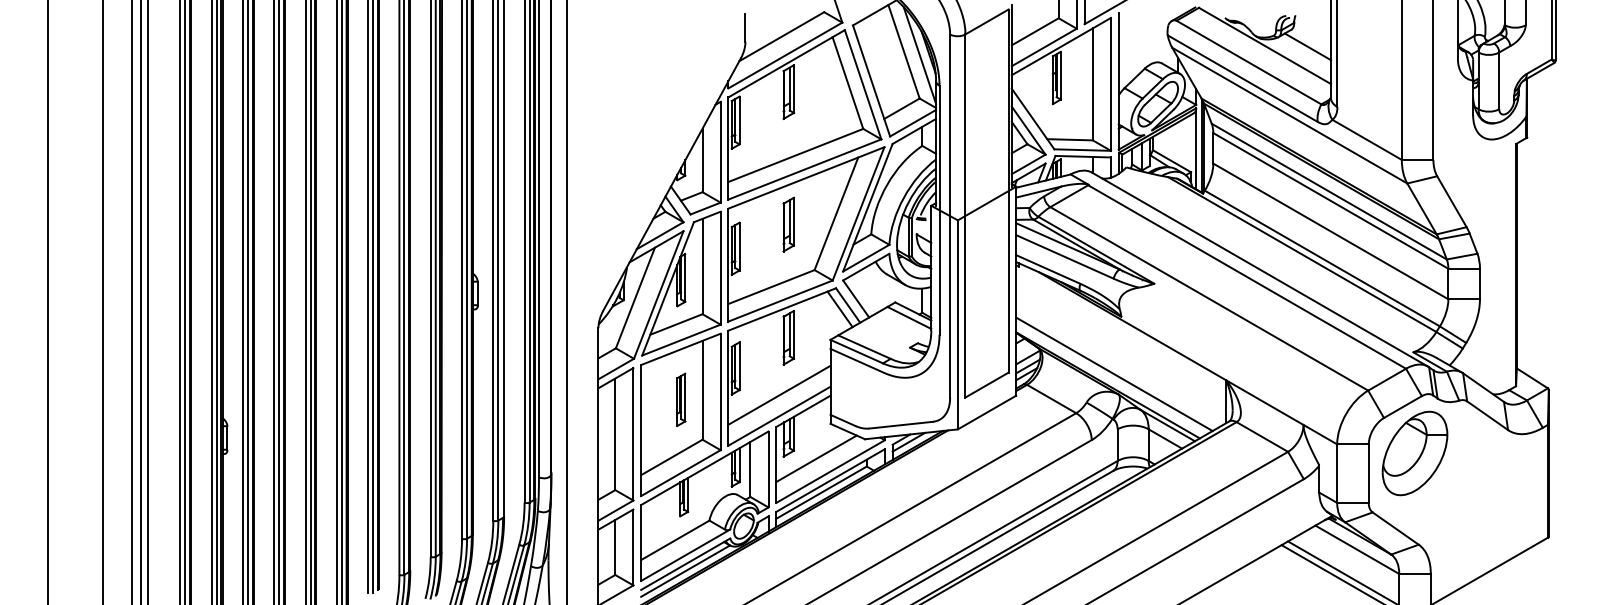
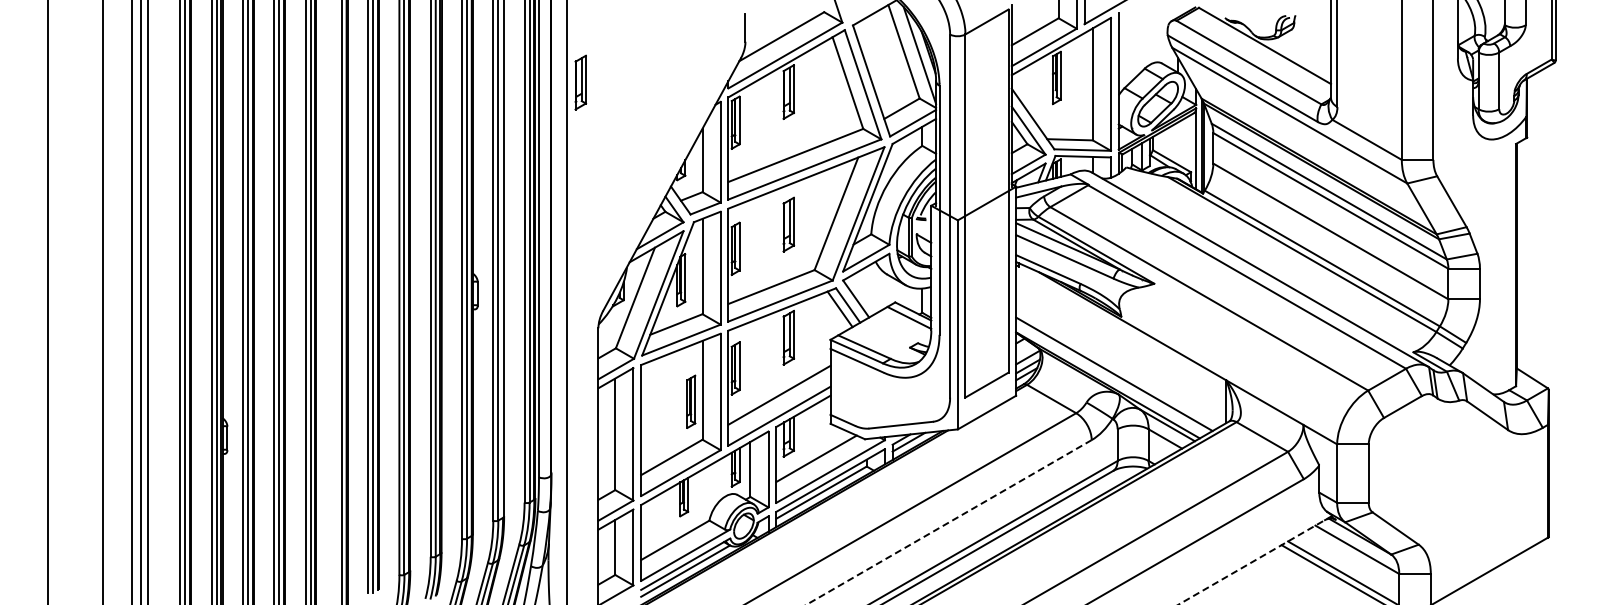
line: present -> none (1307, 46)
part: none -> present (580, 82)
line: present -> none (336, 301)
part position: (681, 399) -> (691, 401) (691, 401)
part: present -> none (1414, 453)
line: solid -> dashed (948, 522)
line: solid -> dashed (1255, 560)
